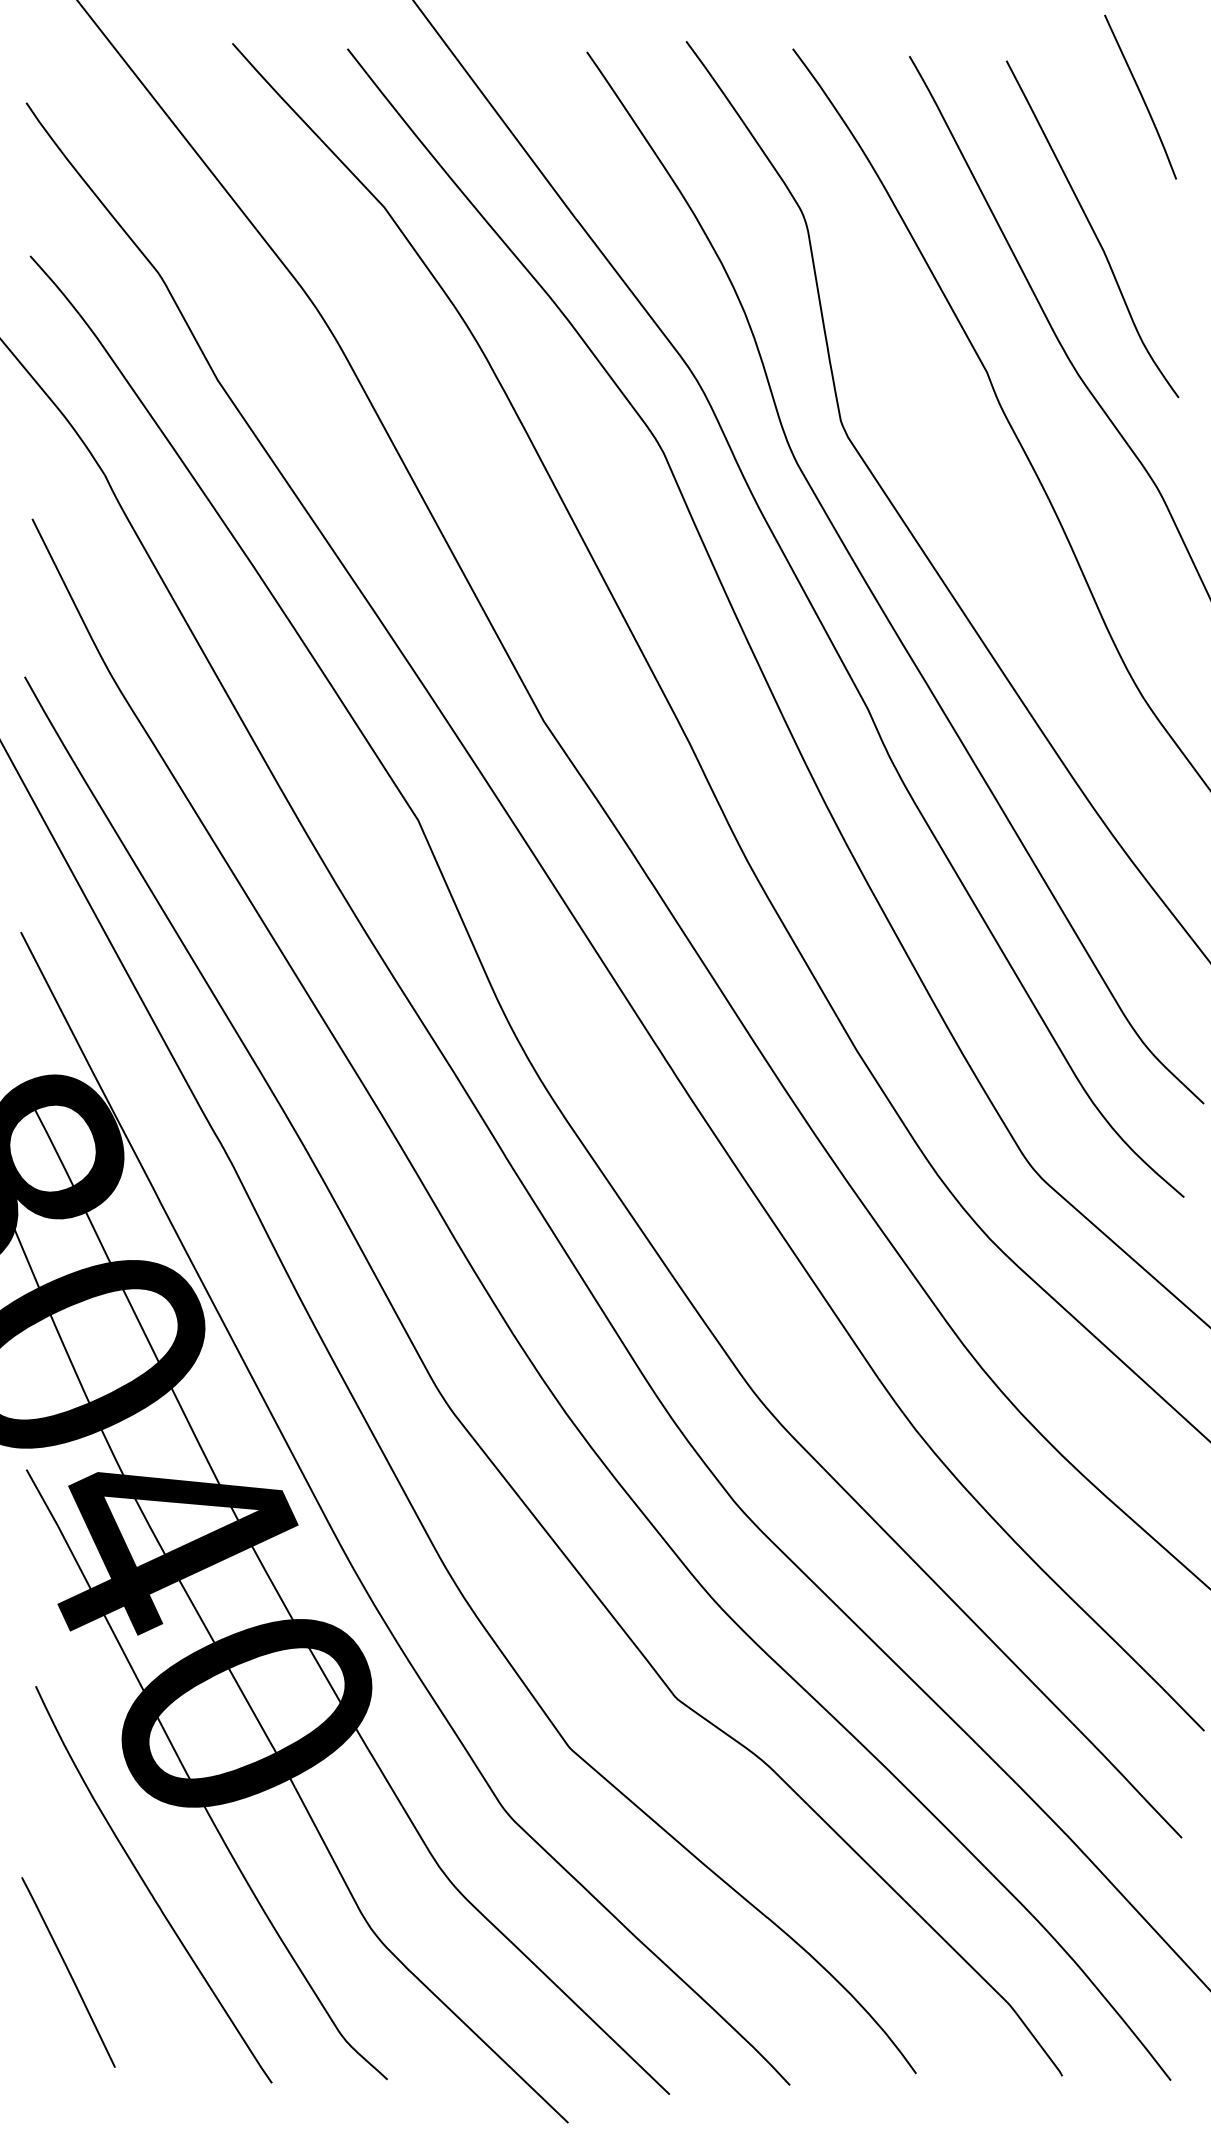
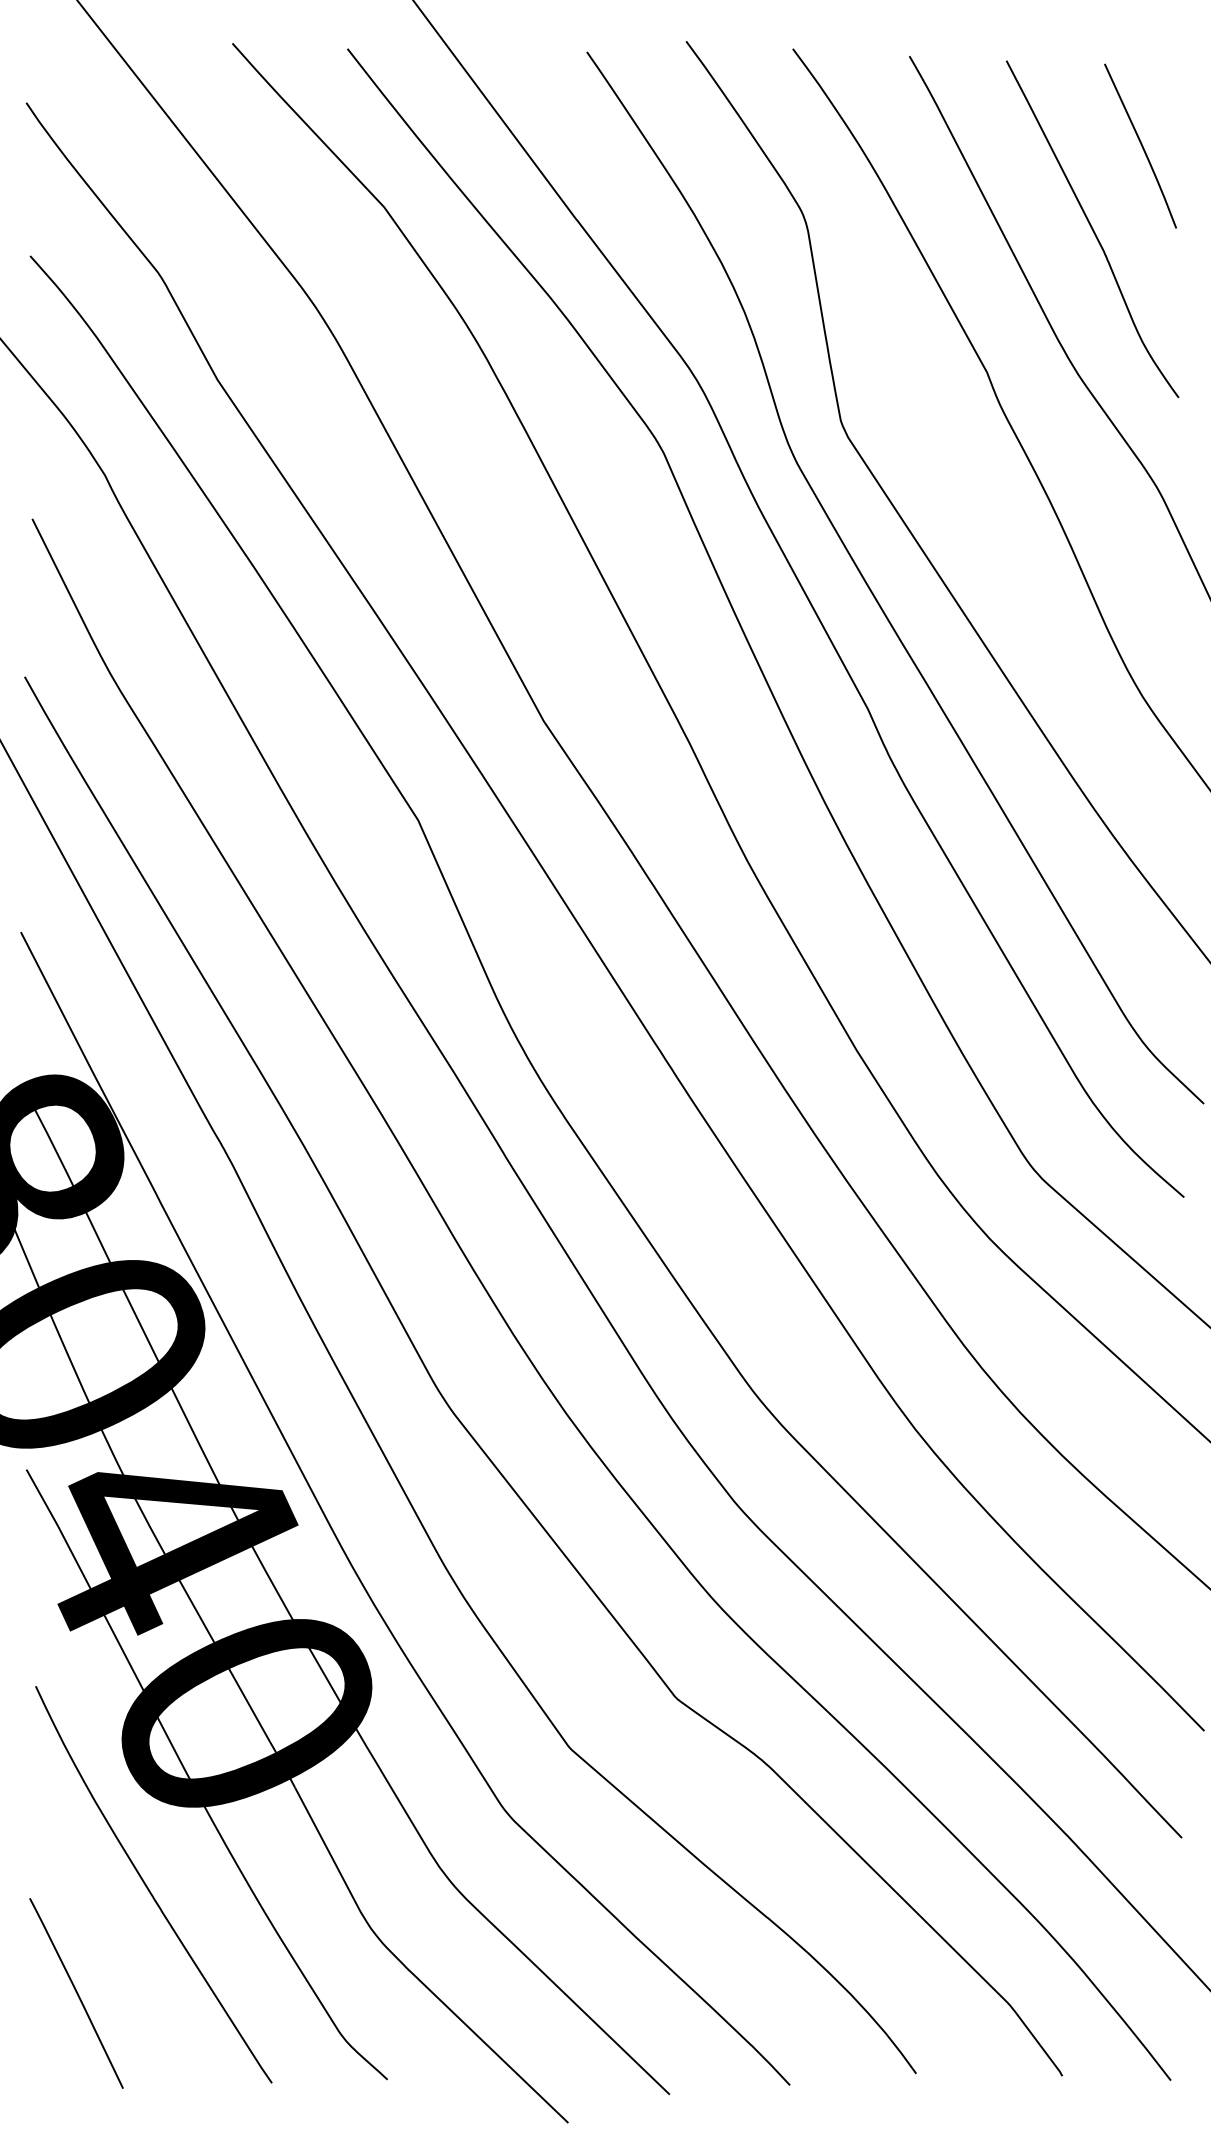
curve position: (1140, 95) -> (1140, 144) (1140, 144)
curve position: (68, 1972) -> (76, 1993) (76, 1993)
